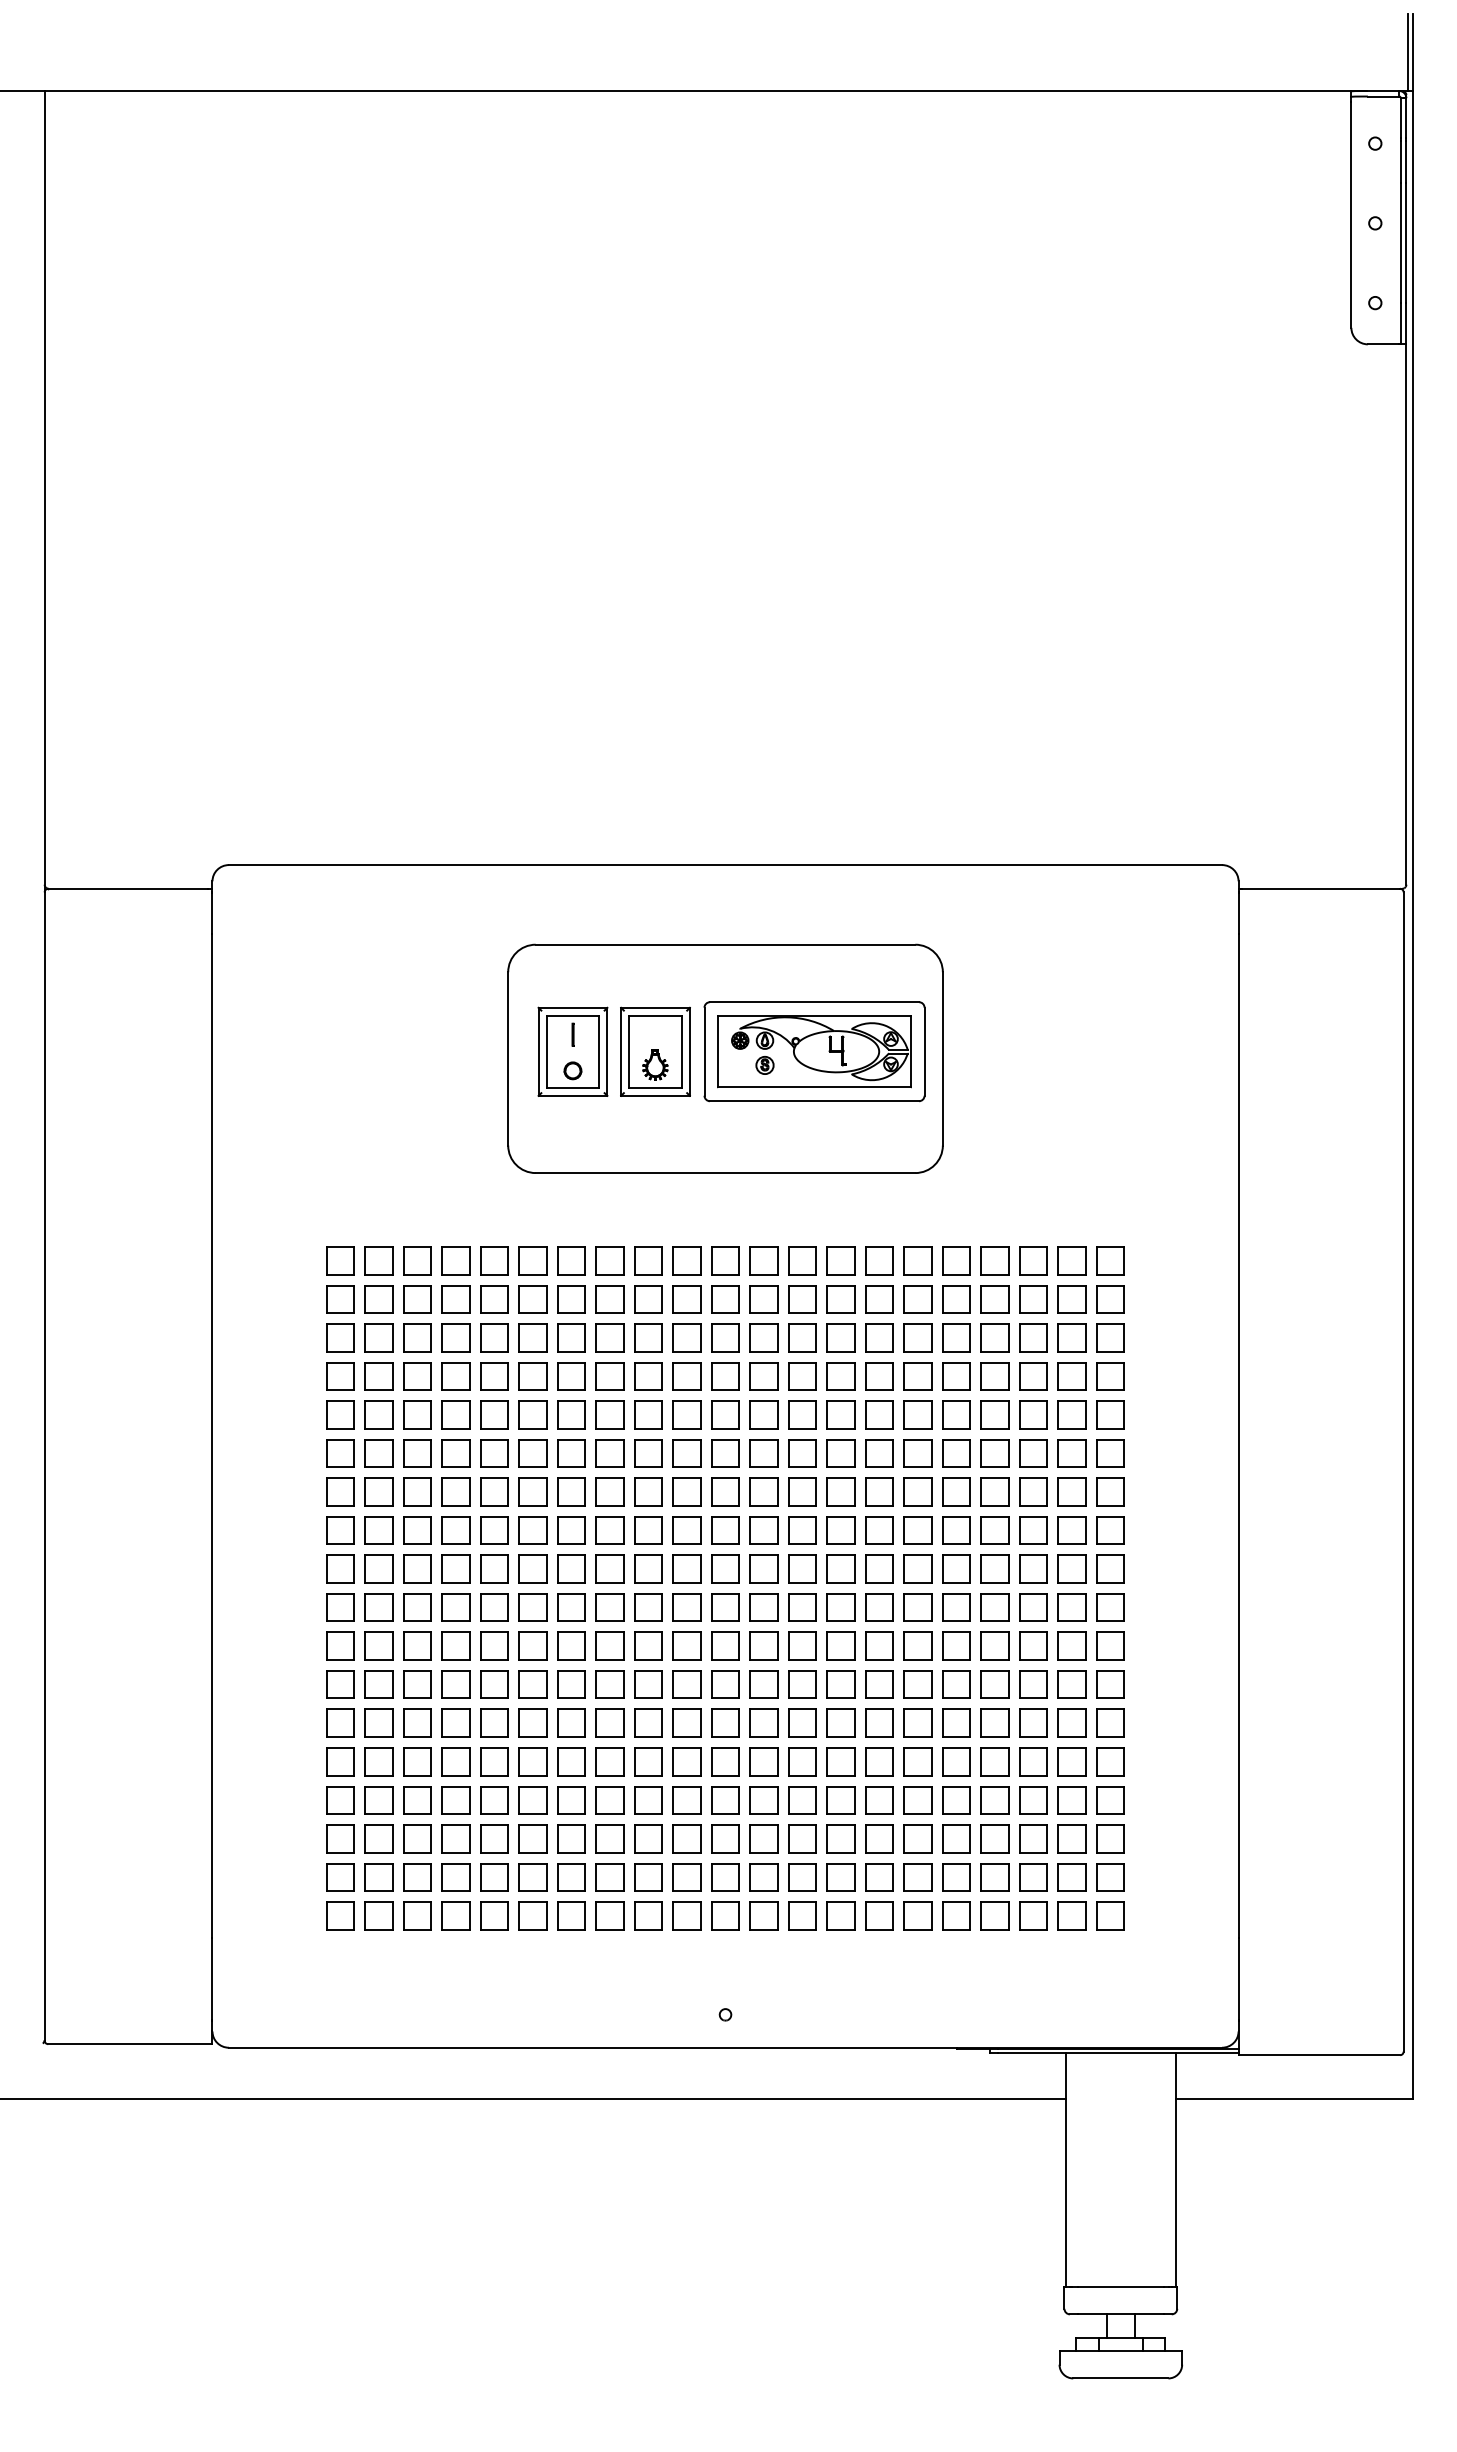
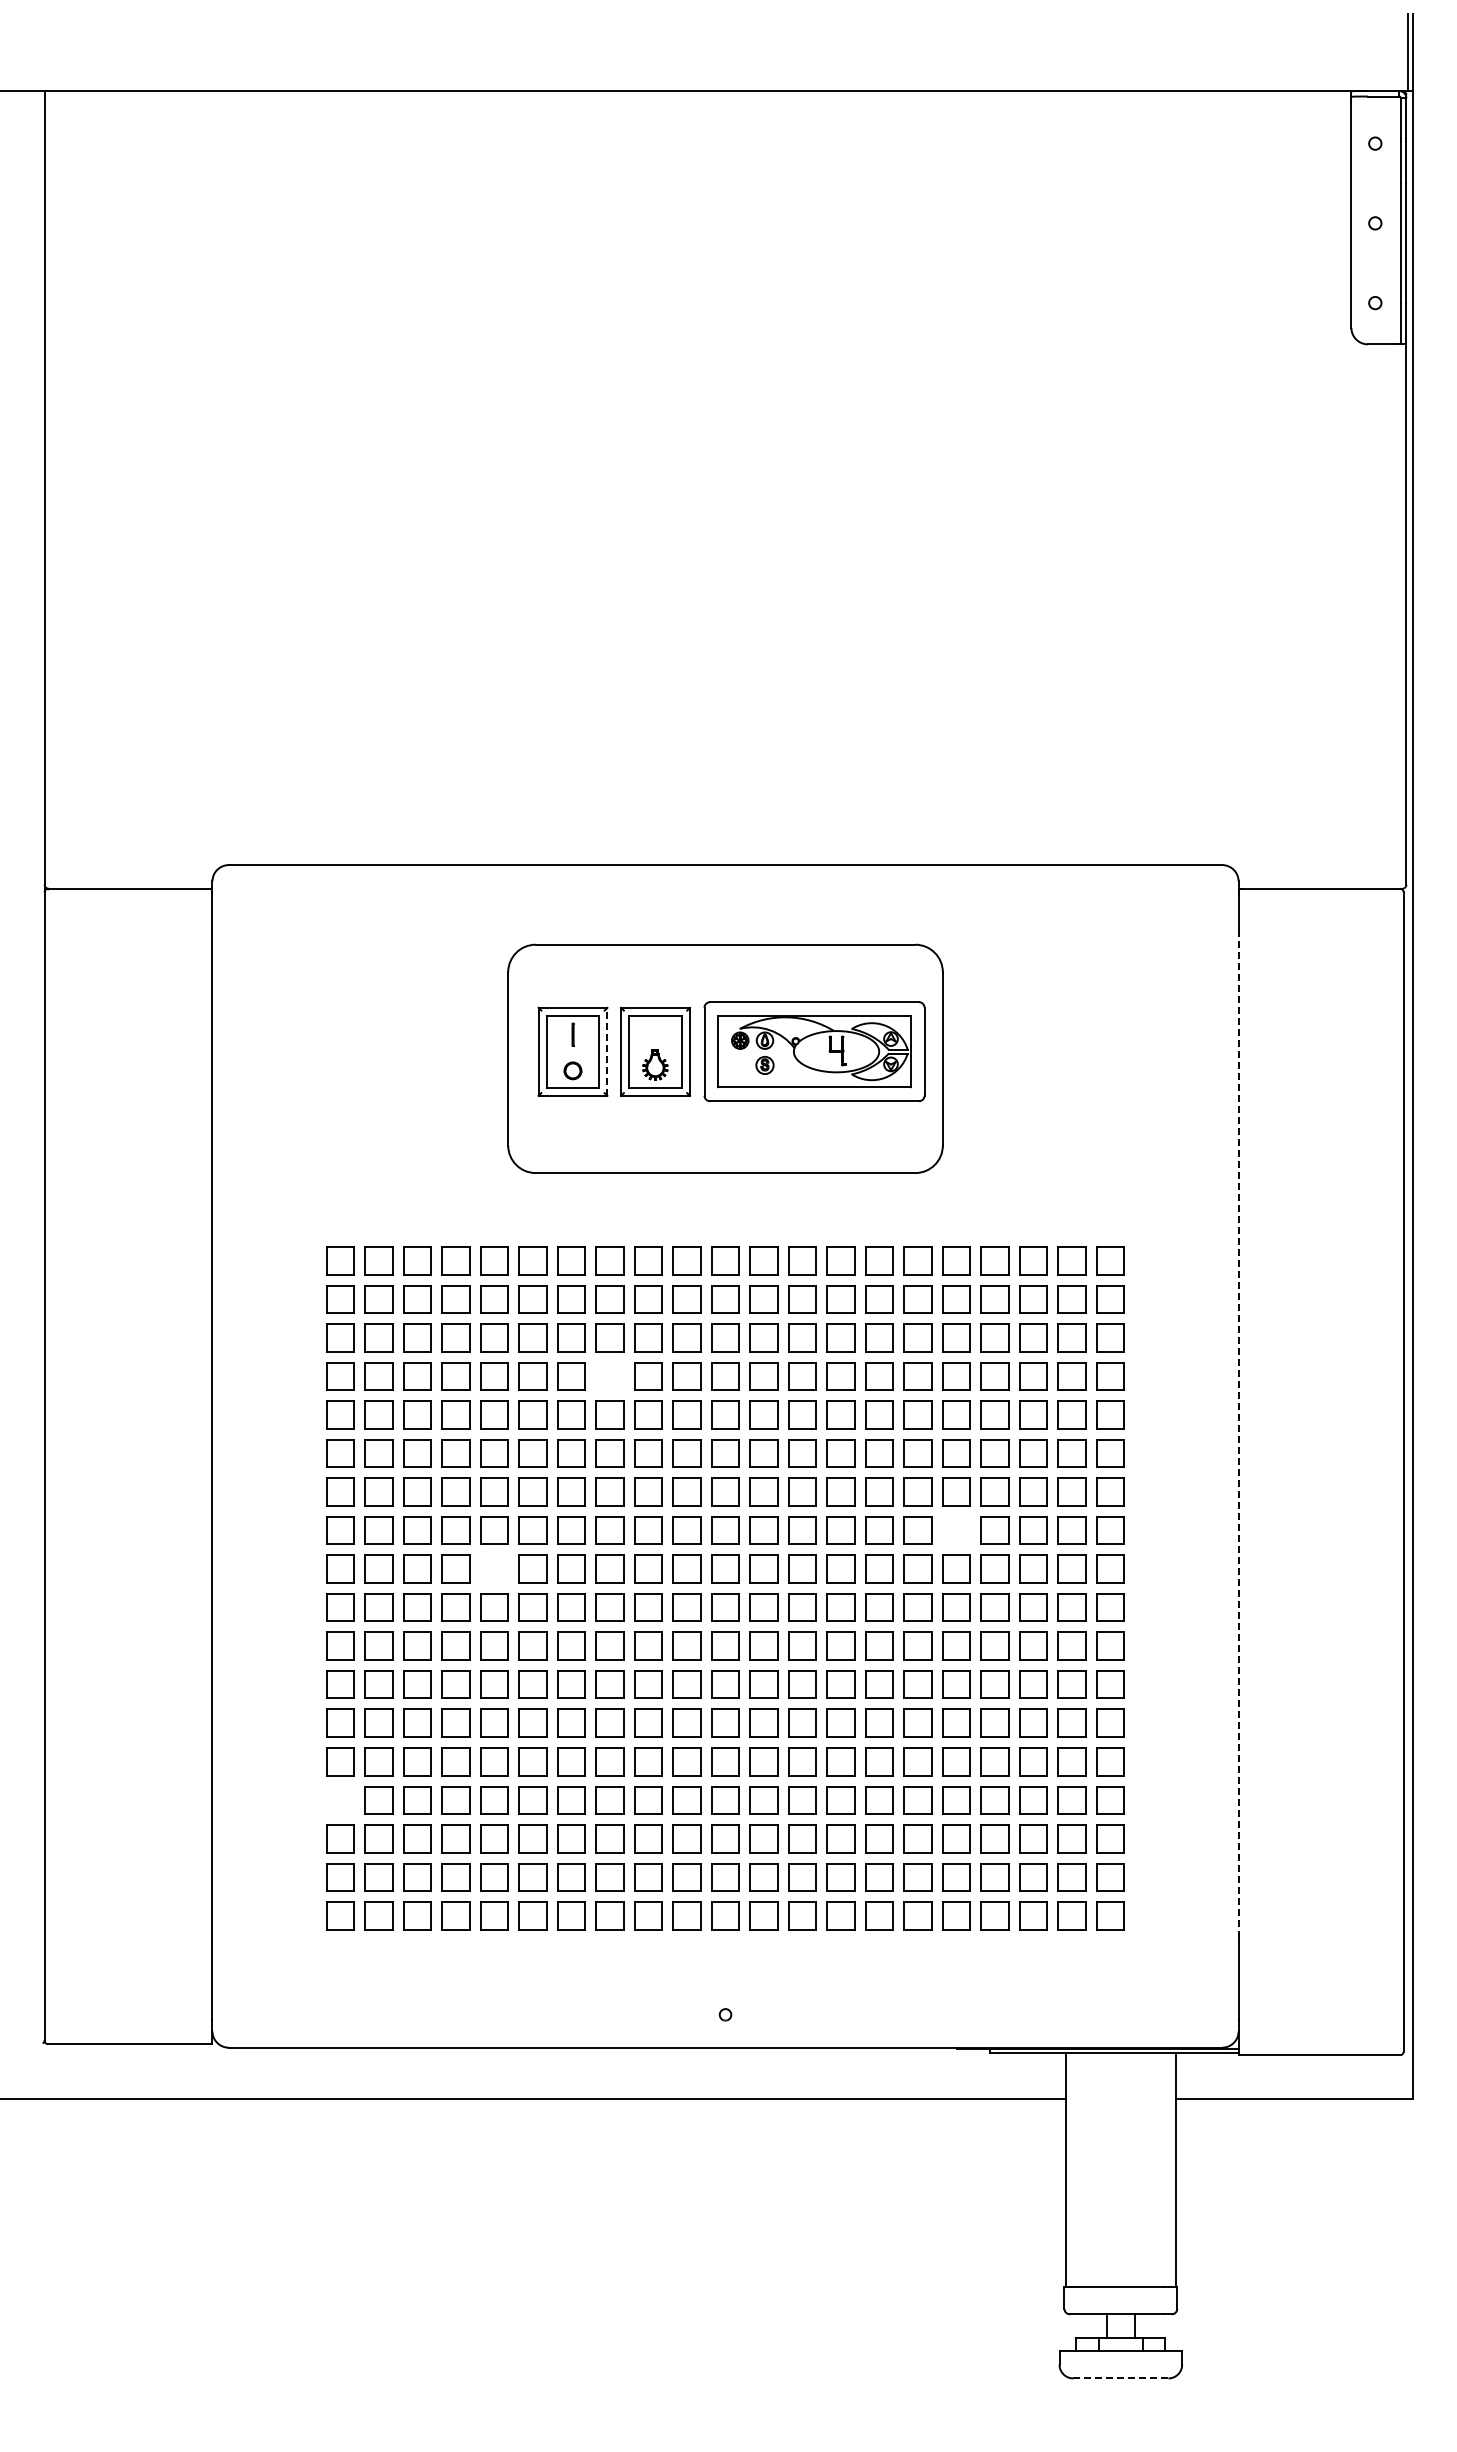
line: solid -> dashed (607, 1051)
part: present -> none (609, 1376)
line: solid -> dashed (1238, 1435)
part: present -> none (956, 1530)
part: present -> none (494, 1568)
part: present -> none (340, 1800)
line: solid -> dashed (1120, 2378)
